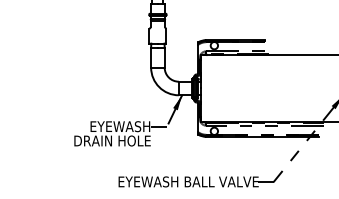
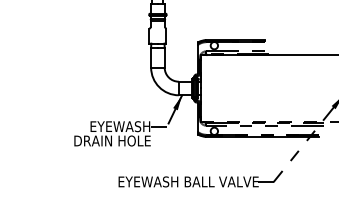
line: solid -> dashed (269, 121)
